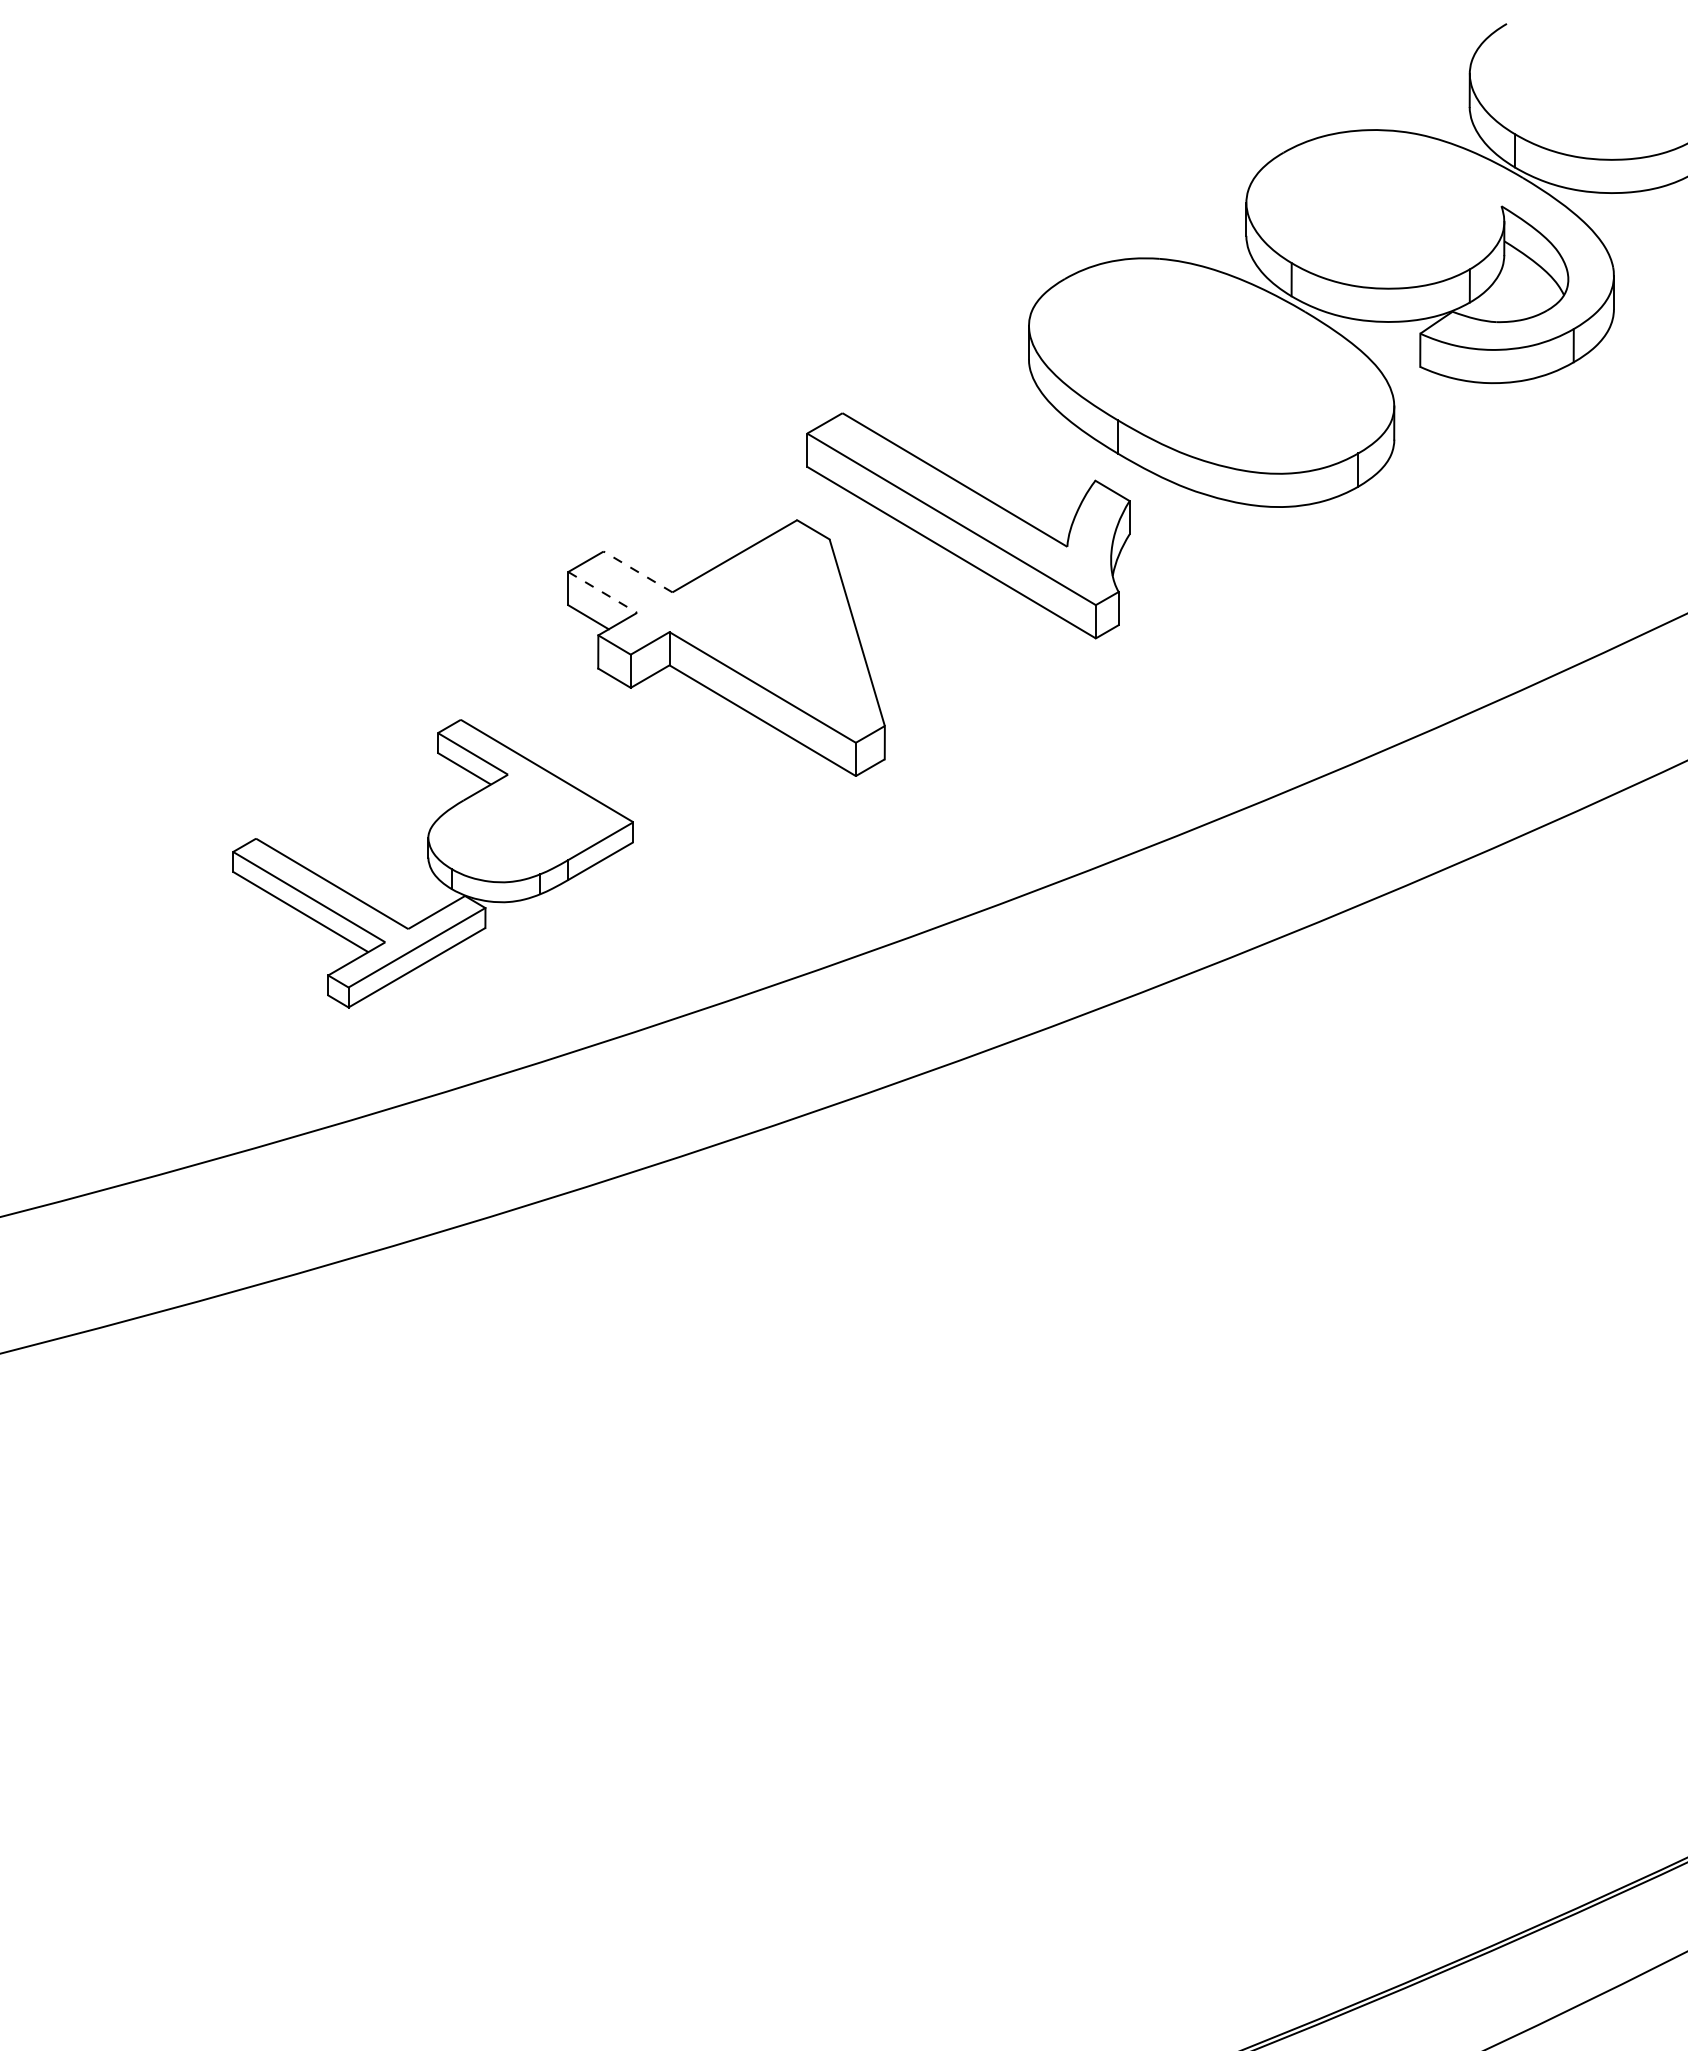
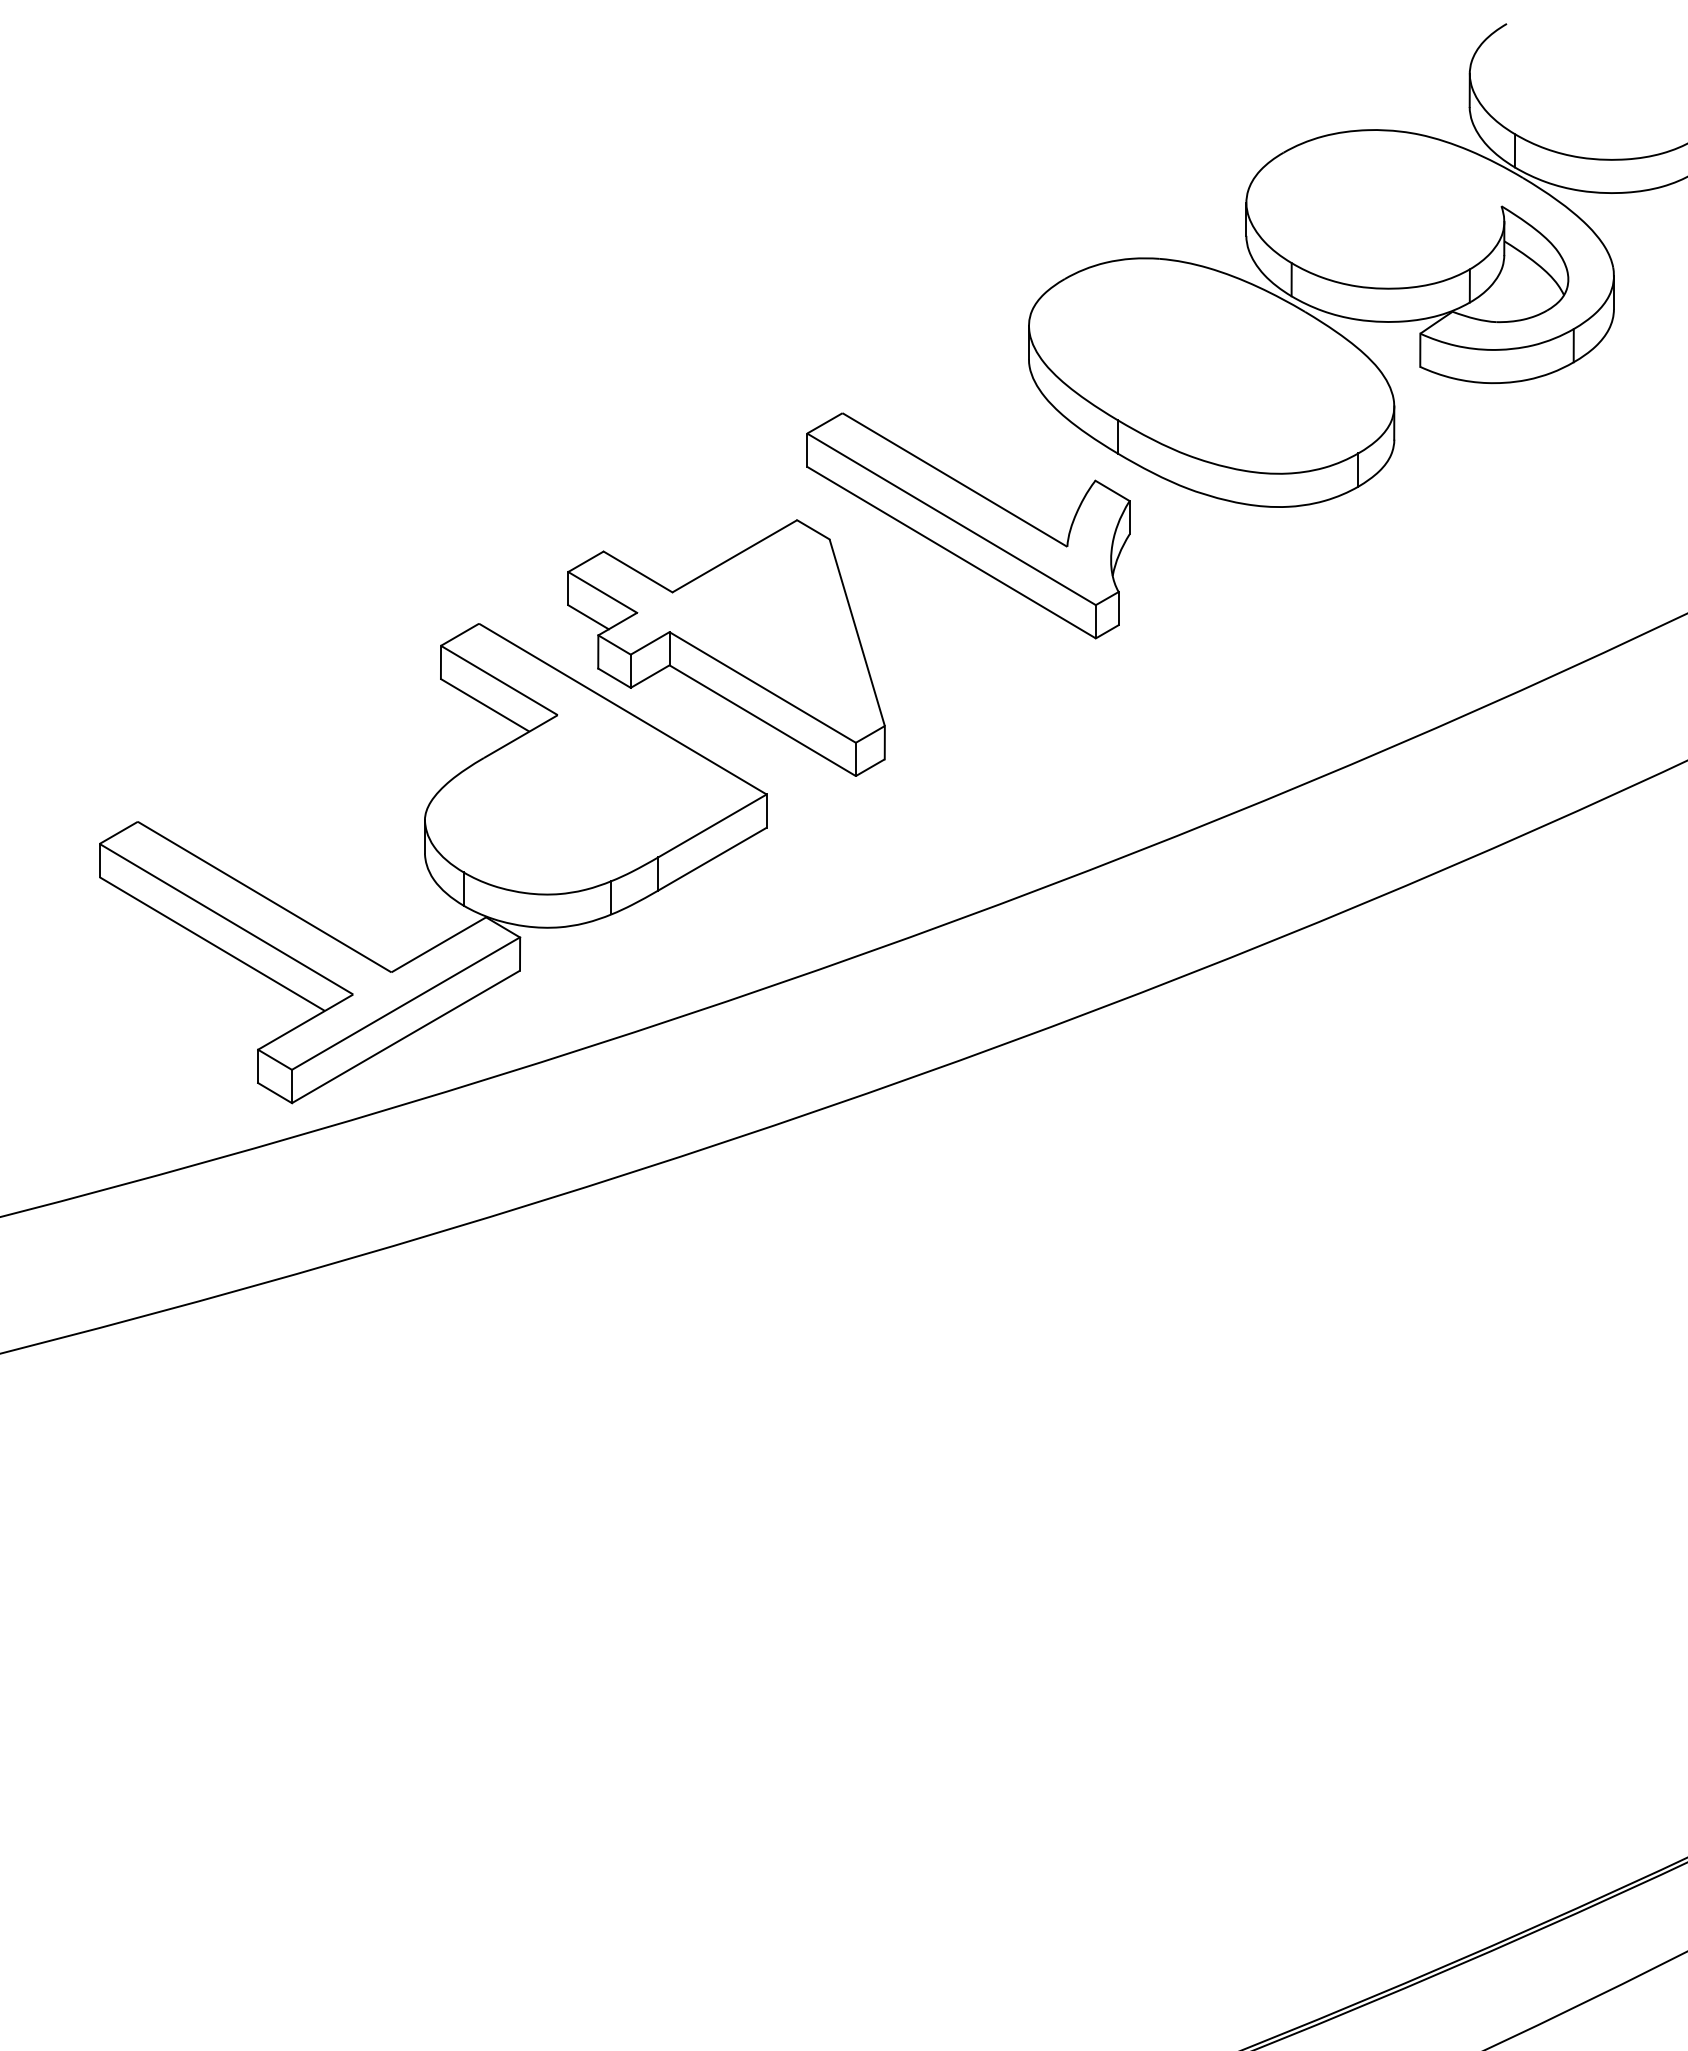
line: dashed -> solid (637, 571)
line: dashed -> solid (603, 592)
part size: 402x290 px -> 669x482 px (433, 863)
